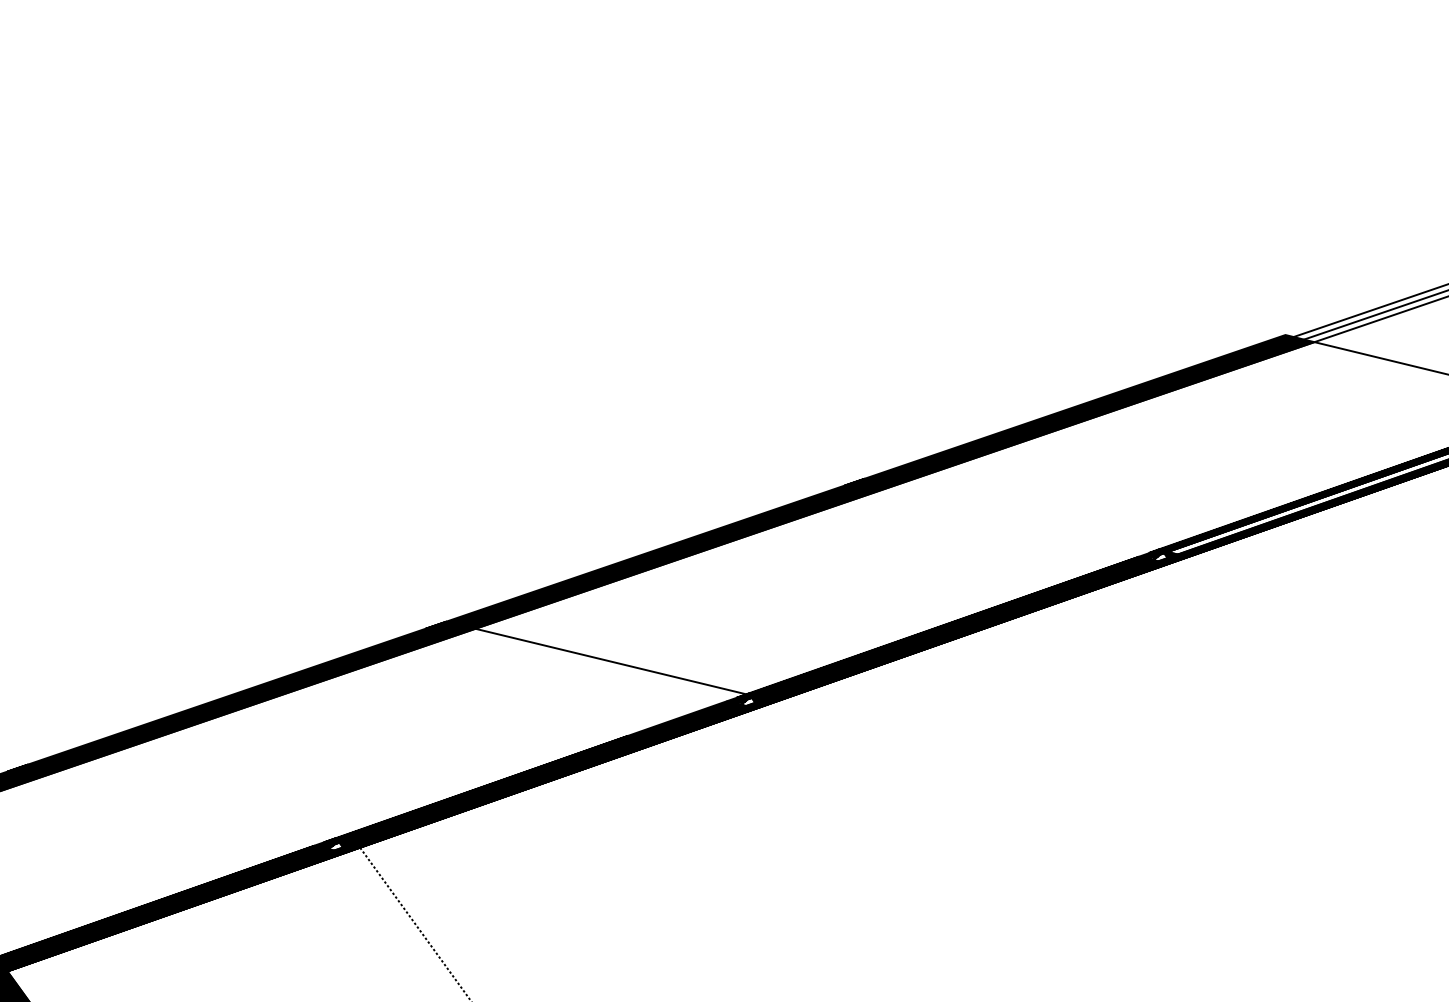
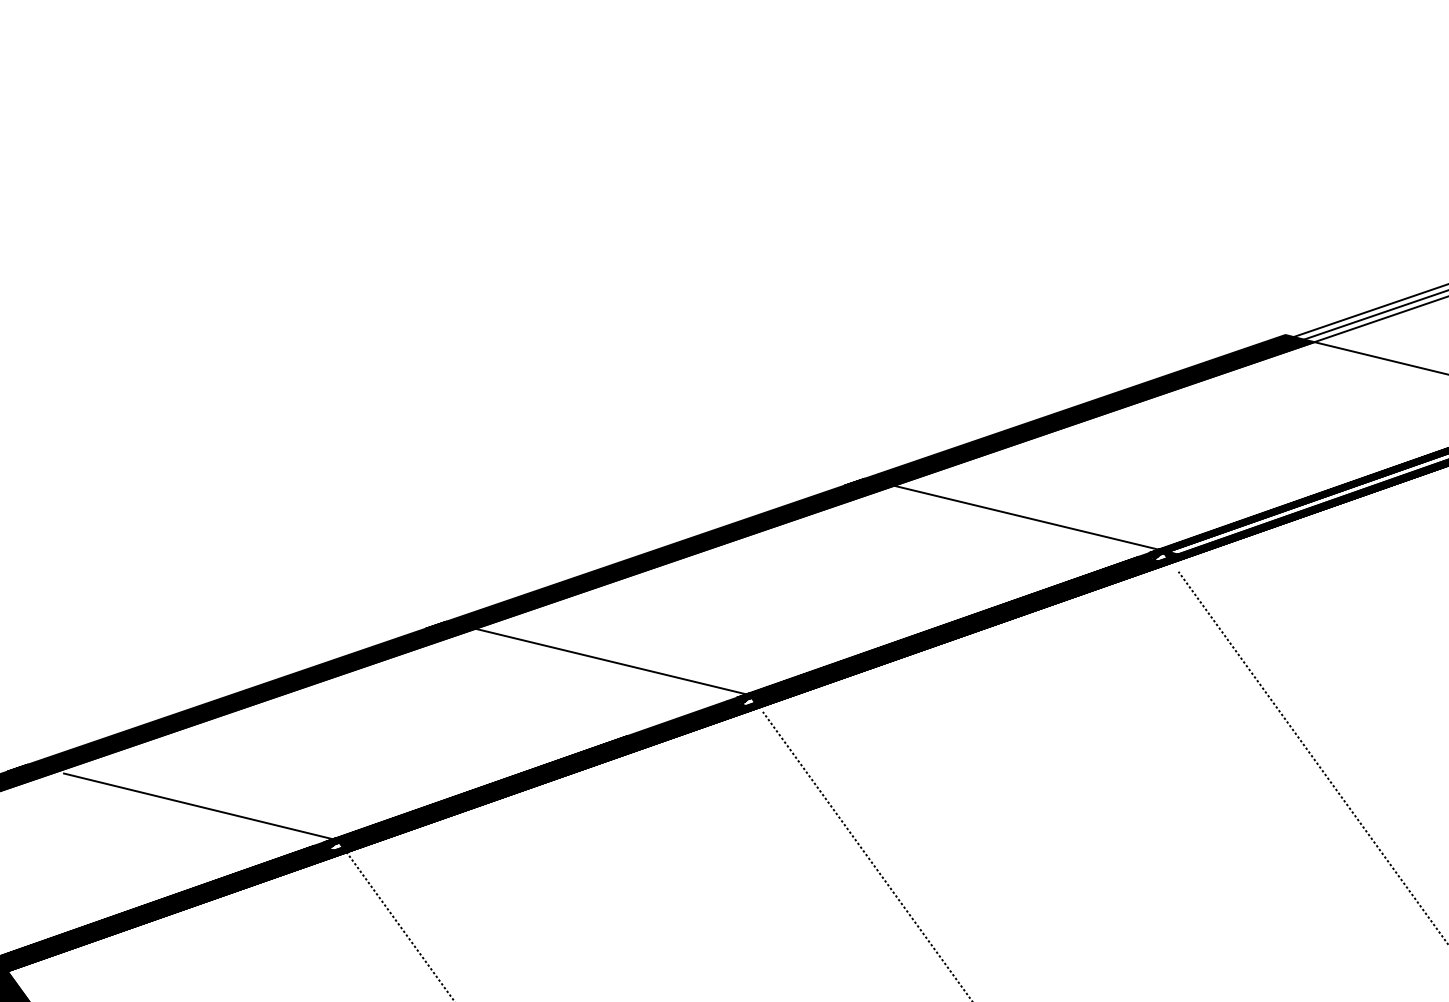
line: none -> present (1026, 517)
line: none -> present (1311, 756)
line: none -> present (194, 805)
line: none -> present (866, 854)
line position: (413, 921) -> (399, 925) (399, 925)
